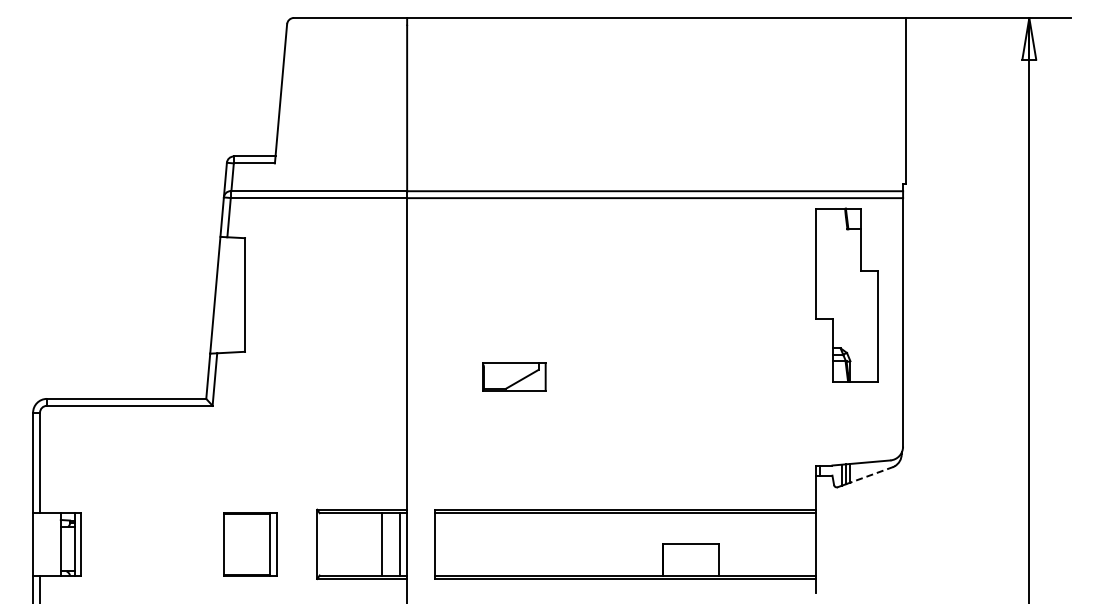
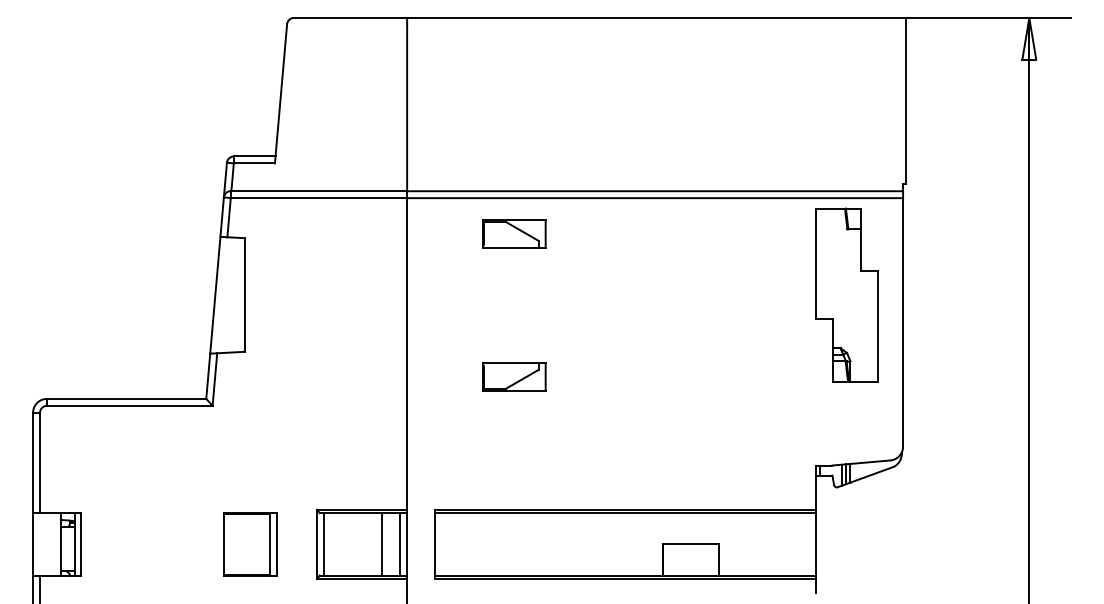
part: none -> present (514, 233)
line: dashed -> solid (871, 474)
line: none -> present (324, 544)
